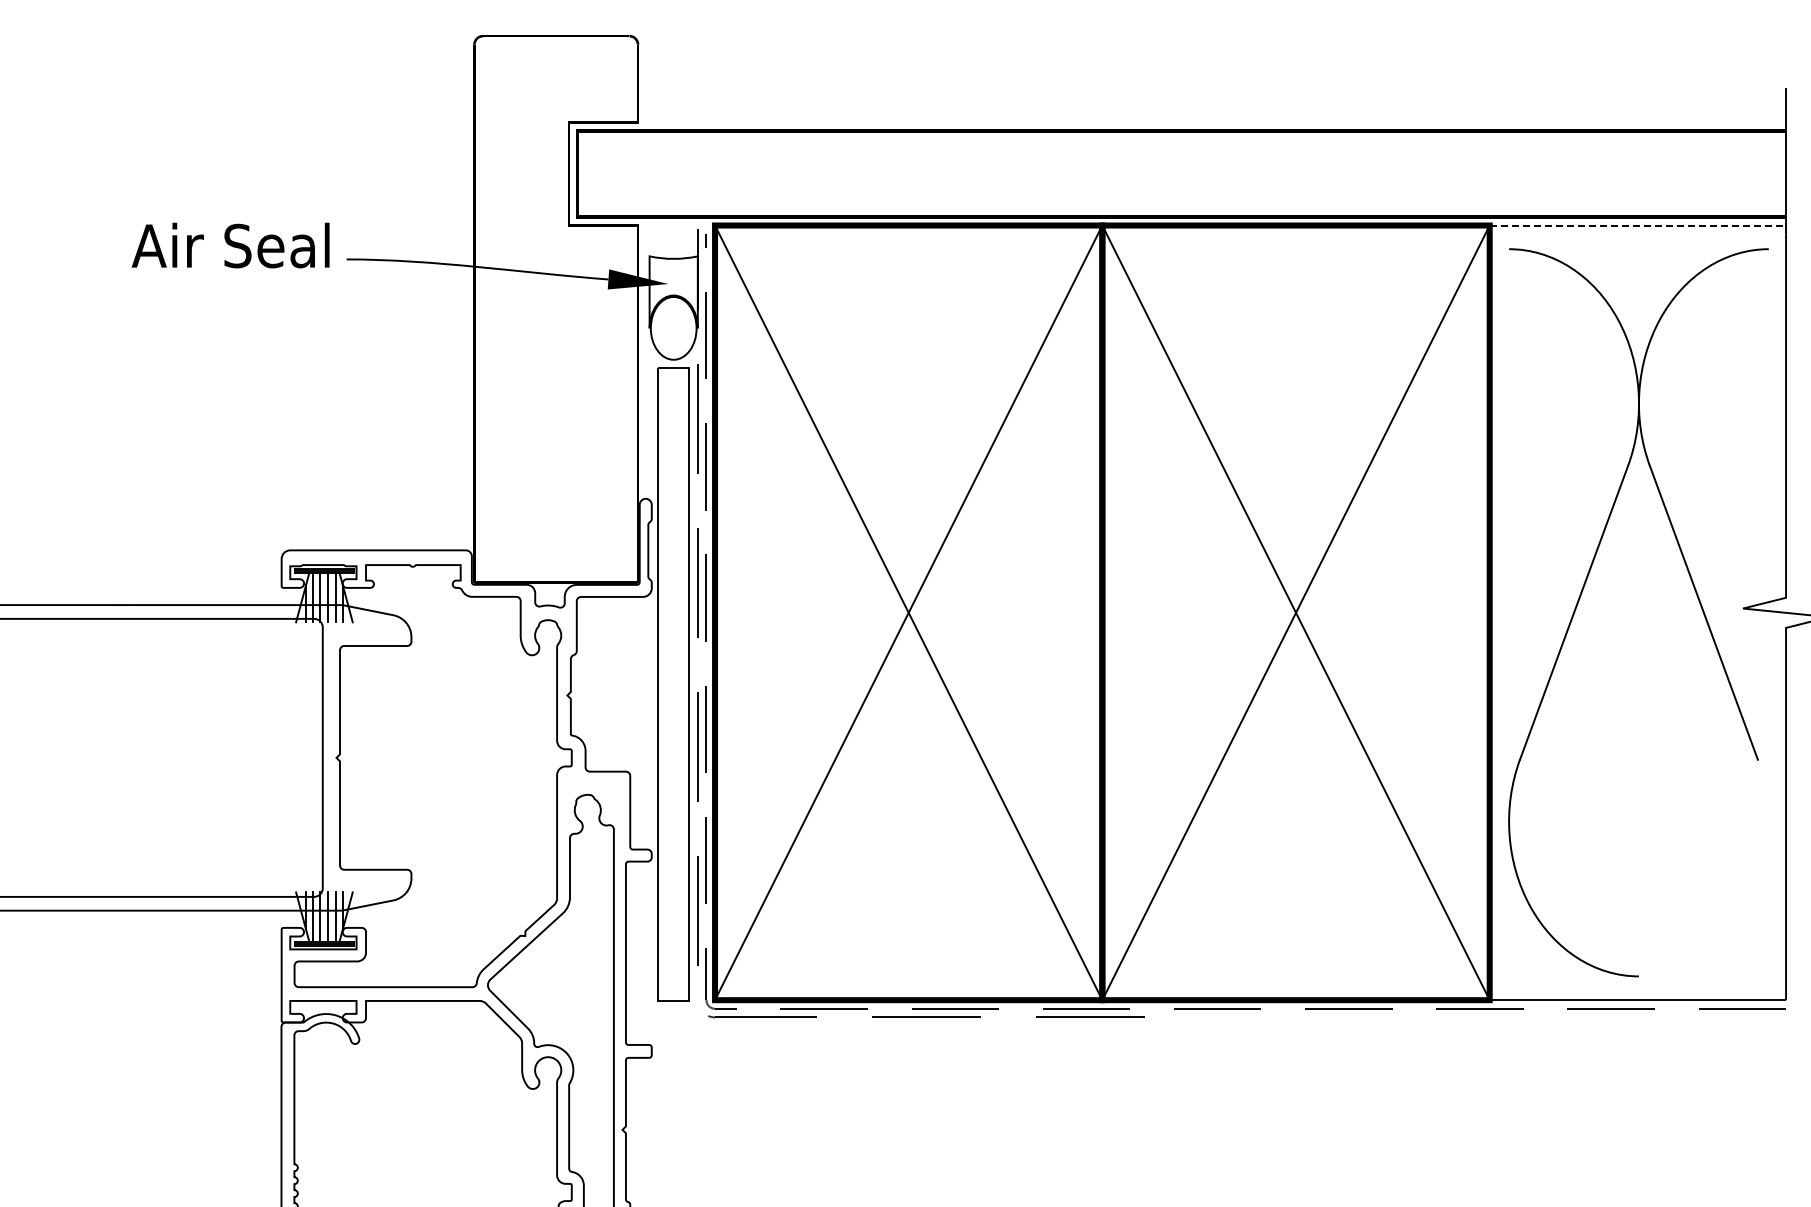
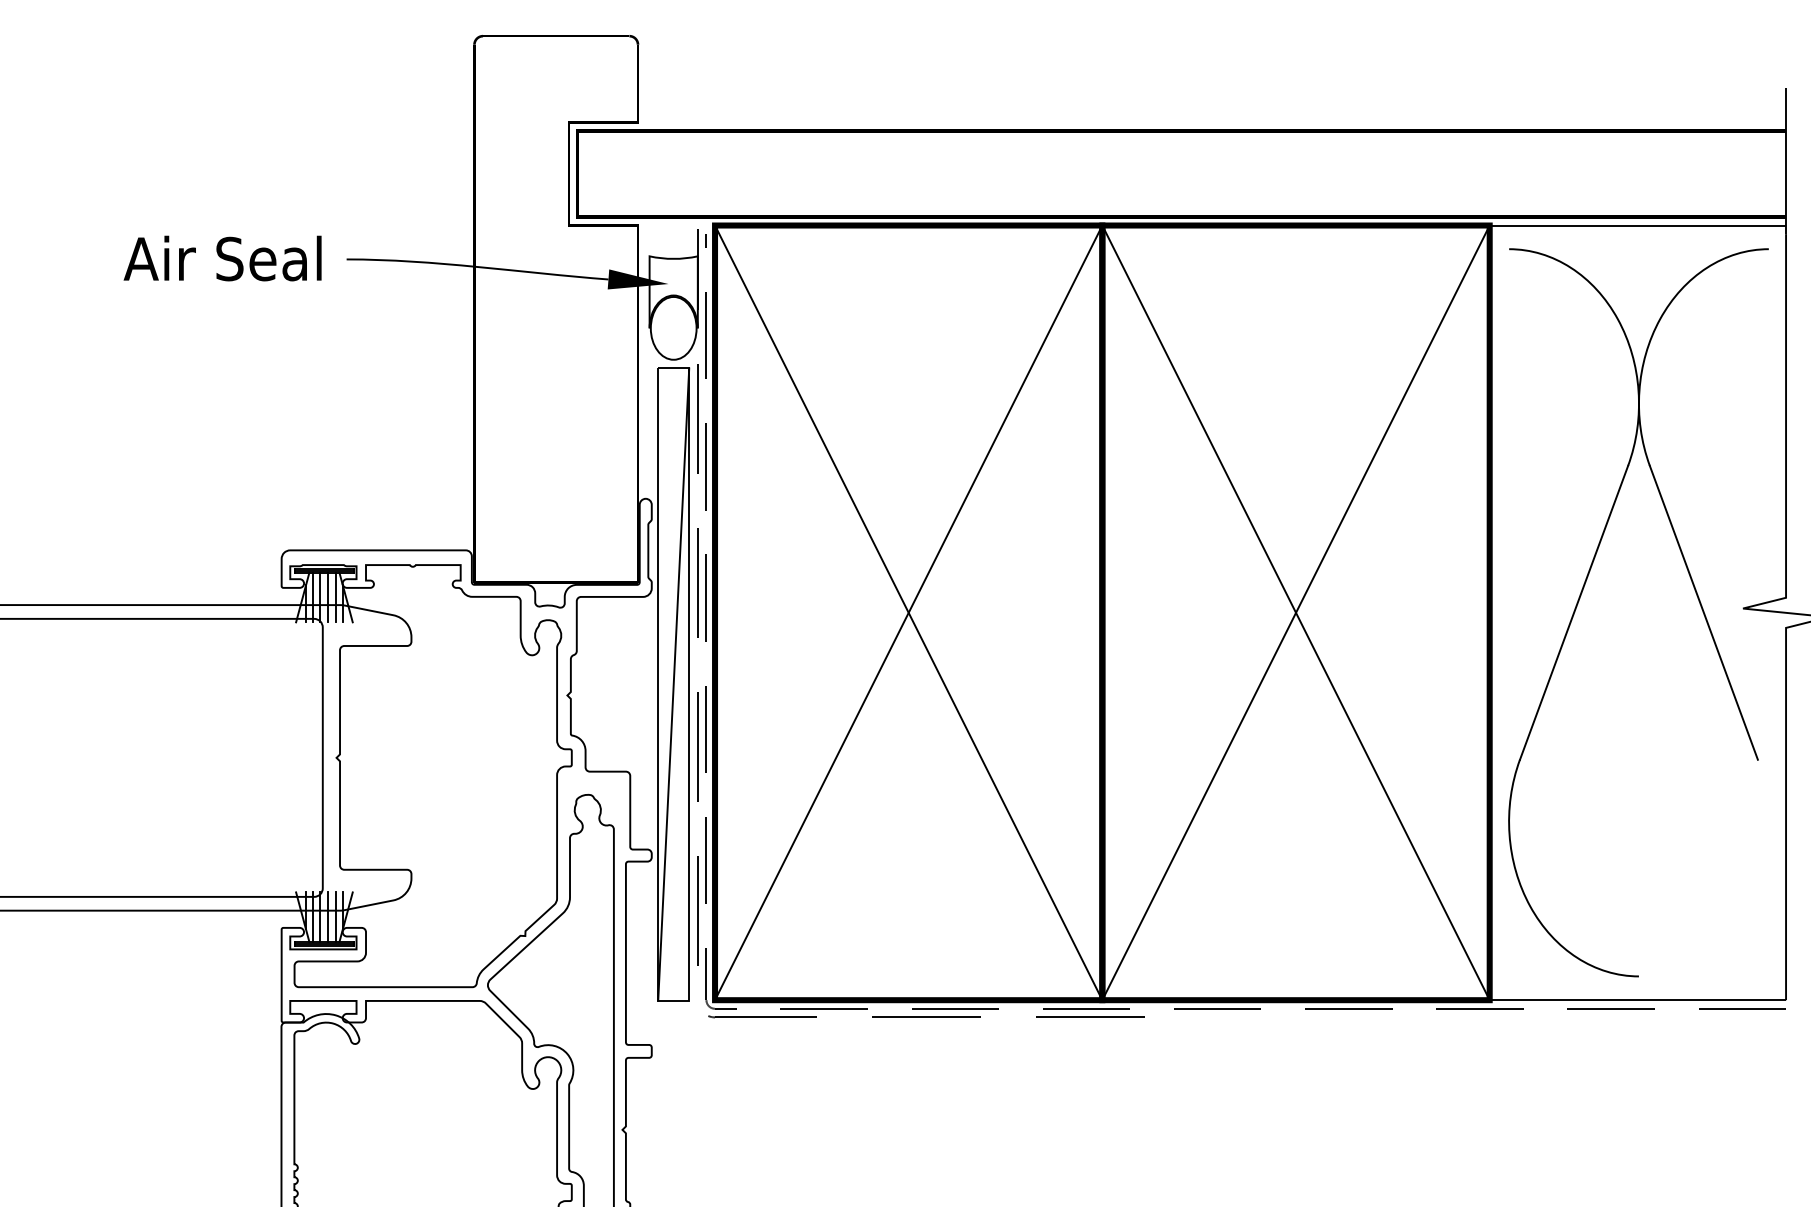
line: dashed -> solid (1638, 225)
text position: (230, 245) -> (222, 258) (222, 258)
line: none -> present (673, 684)
